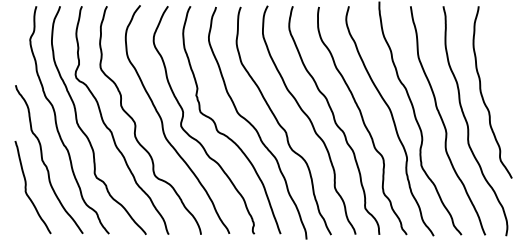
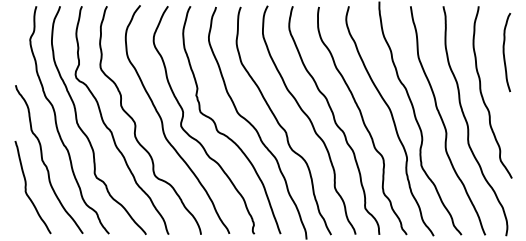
curve: none -> present (504, 52)
